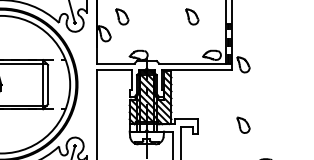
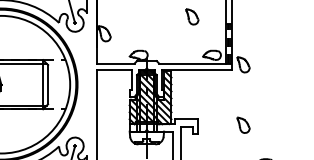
part: present -> none (122, 16)
